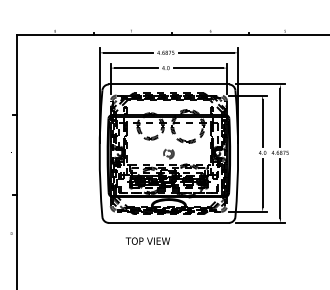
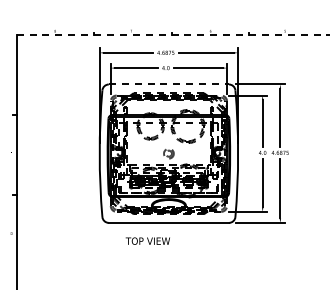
line: solid -> dashed (173, 35)
line: solid -> dashed (169, 84)
